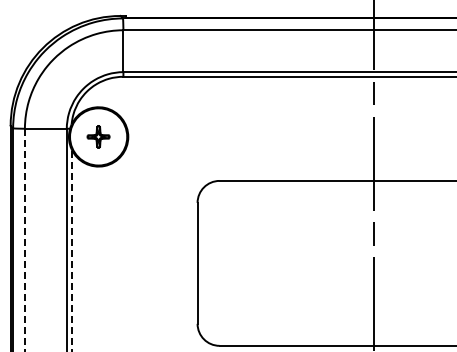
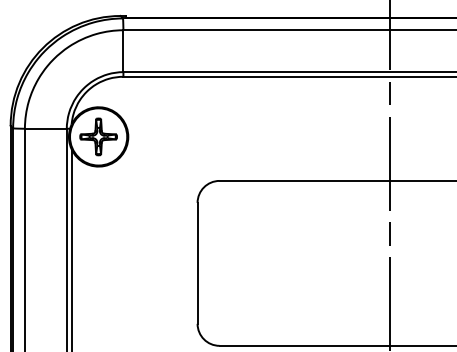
part size: 25x24 px -> 39x40 px (98, 136)
line position: (374, 175) -> (390, 175) (390, 175)
line: dashed -> solid (24, 239)
line: dashed -> solid (71, 249)
